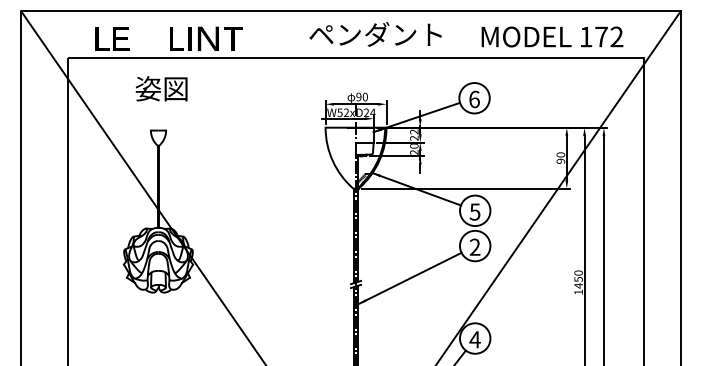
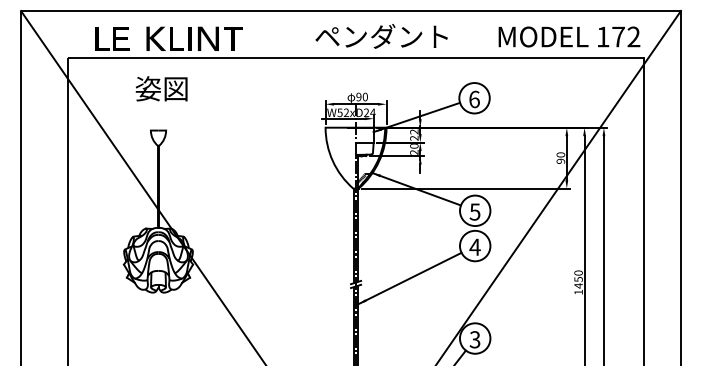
text position: (375, 34) -> (381, 36) (381, 36)
text position: (552, 36) -> (569, 36) (569, 36)
fill: none -> present (156, 38)
text: 2 -> 4 (474, 246)
text: 4 -> 3 (474, 339)
